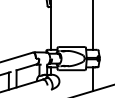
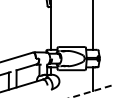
line: solid -> dashed (92, 91)
